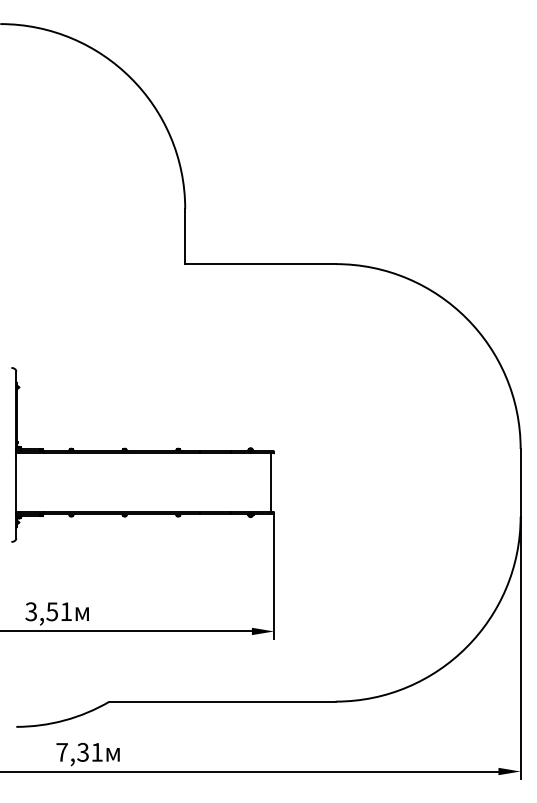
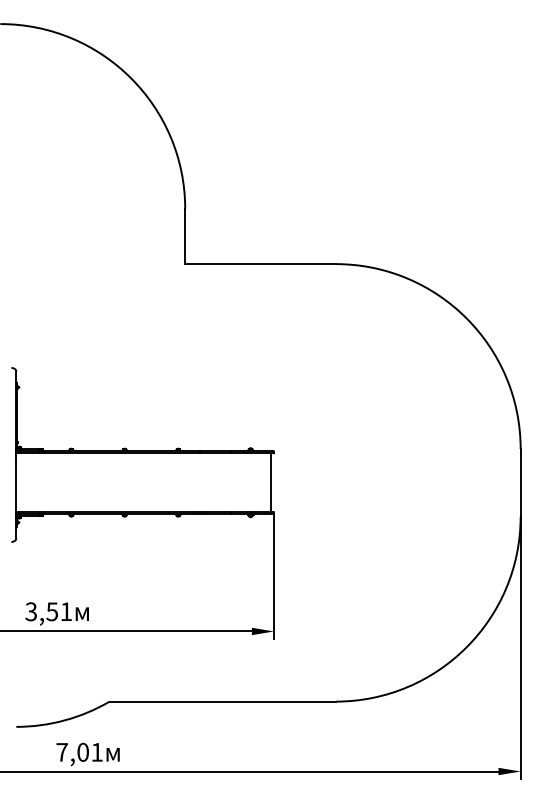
text: 7,31 -> 7,01 (82, 752)
